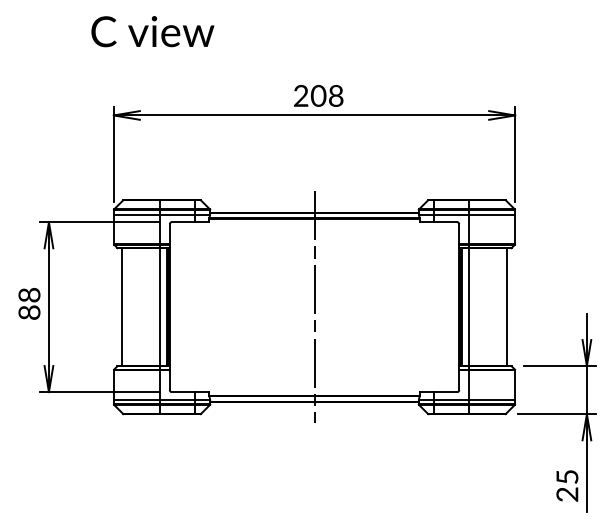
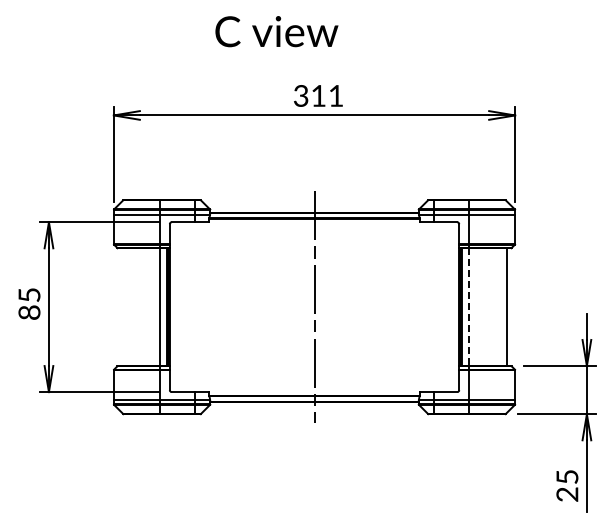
text position: (152, 31) -> (276, 31) (276, 31)
text: 208 -> 311 (318, 95)
text: 88 -> 85 (29, 295)
line: present -> none (121, 307)
line: solid -> dashed (468, 307)
